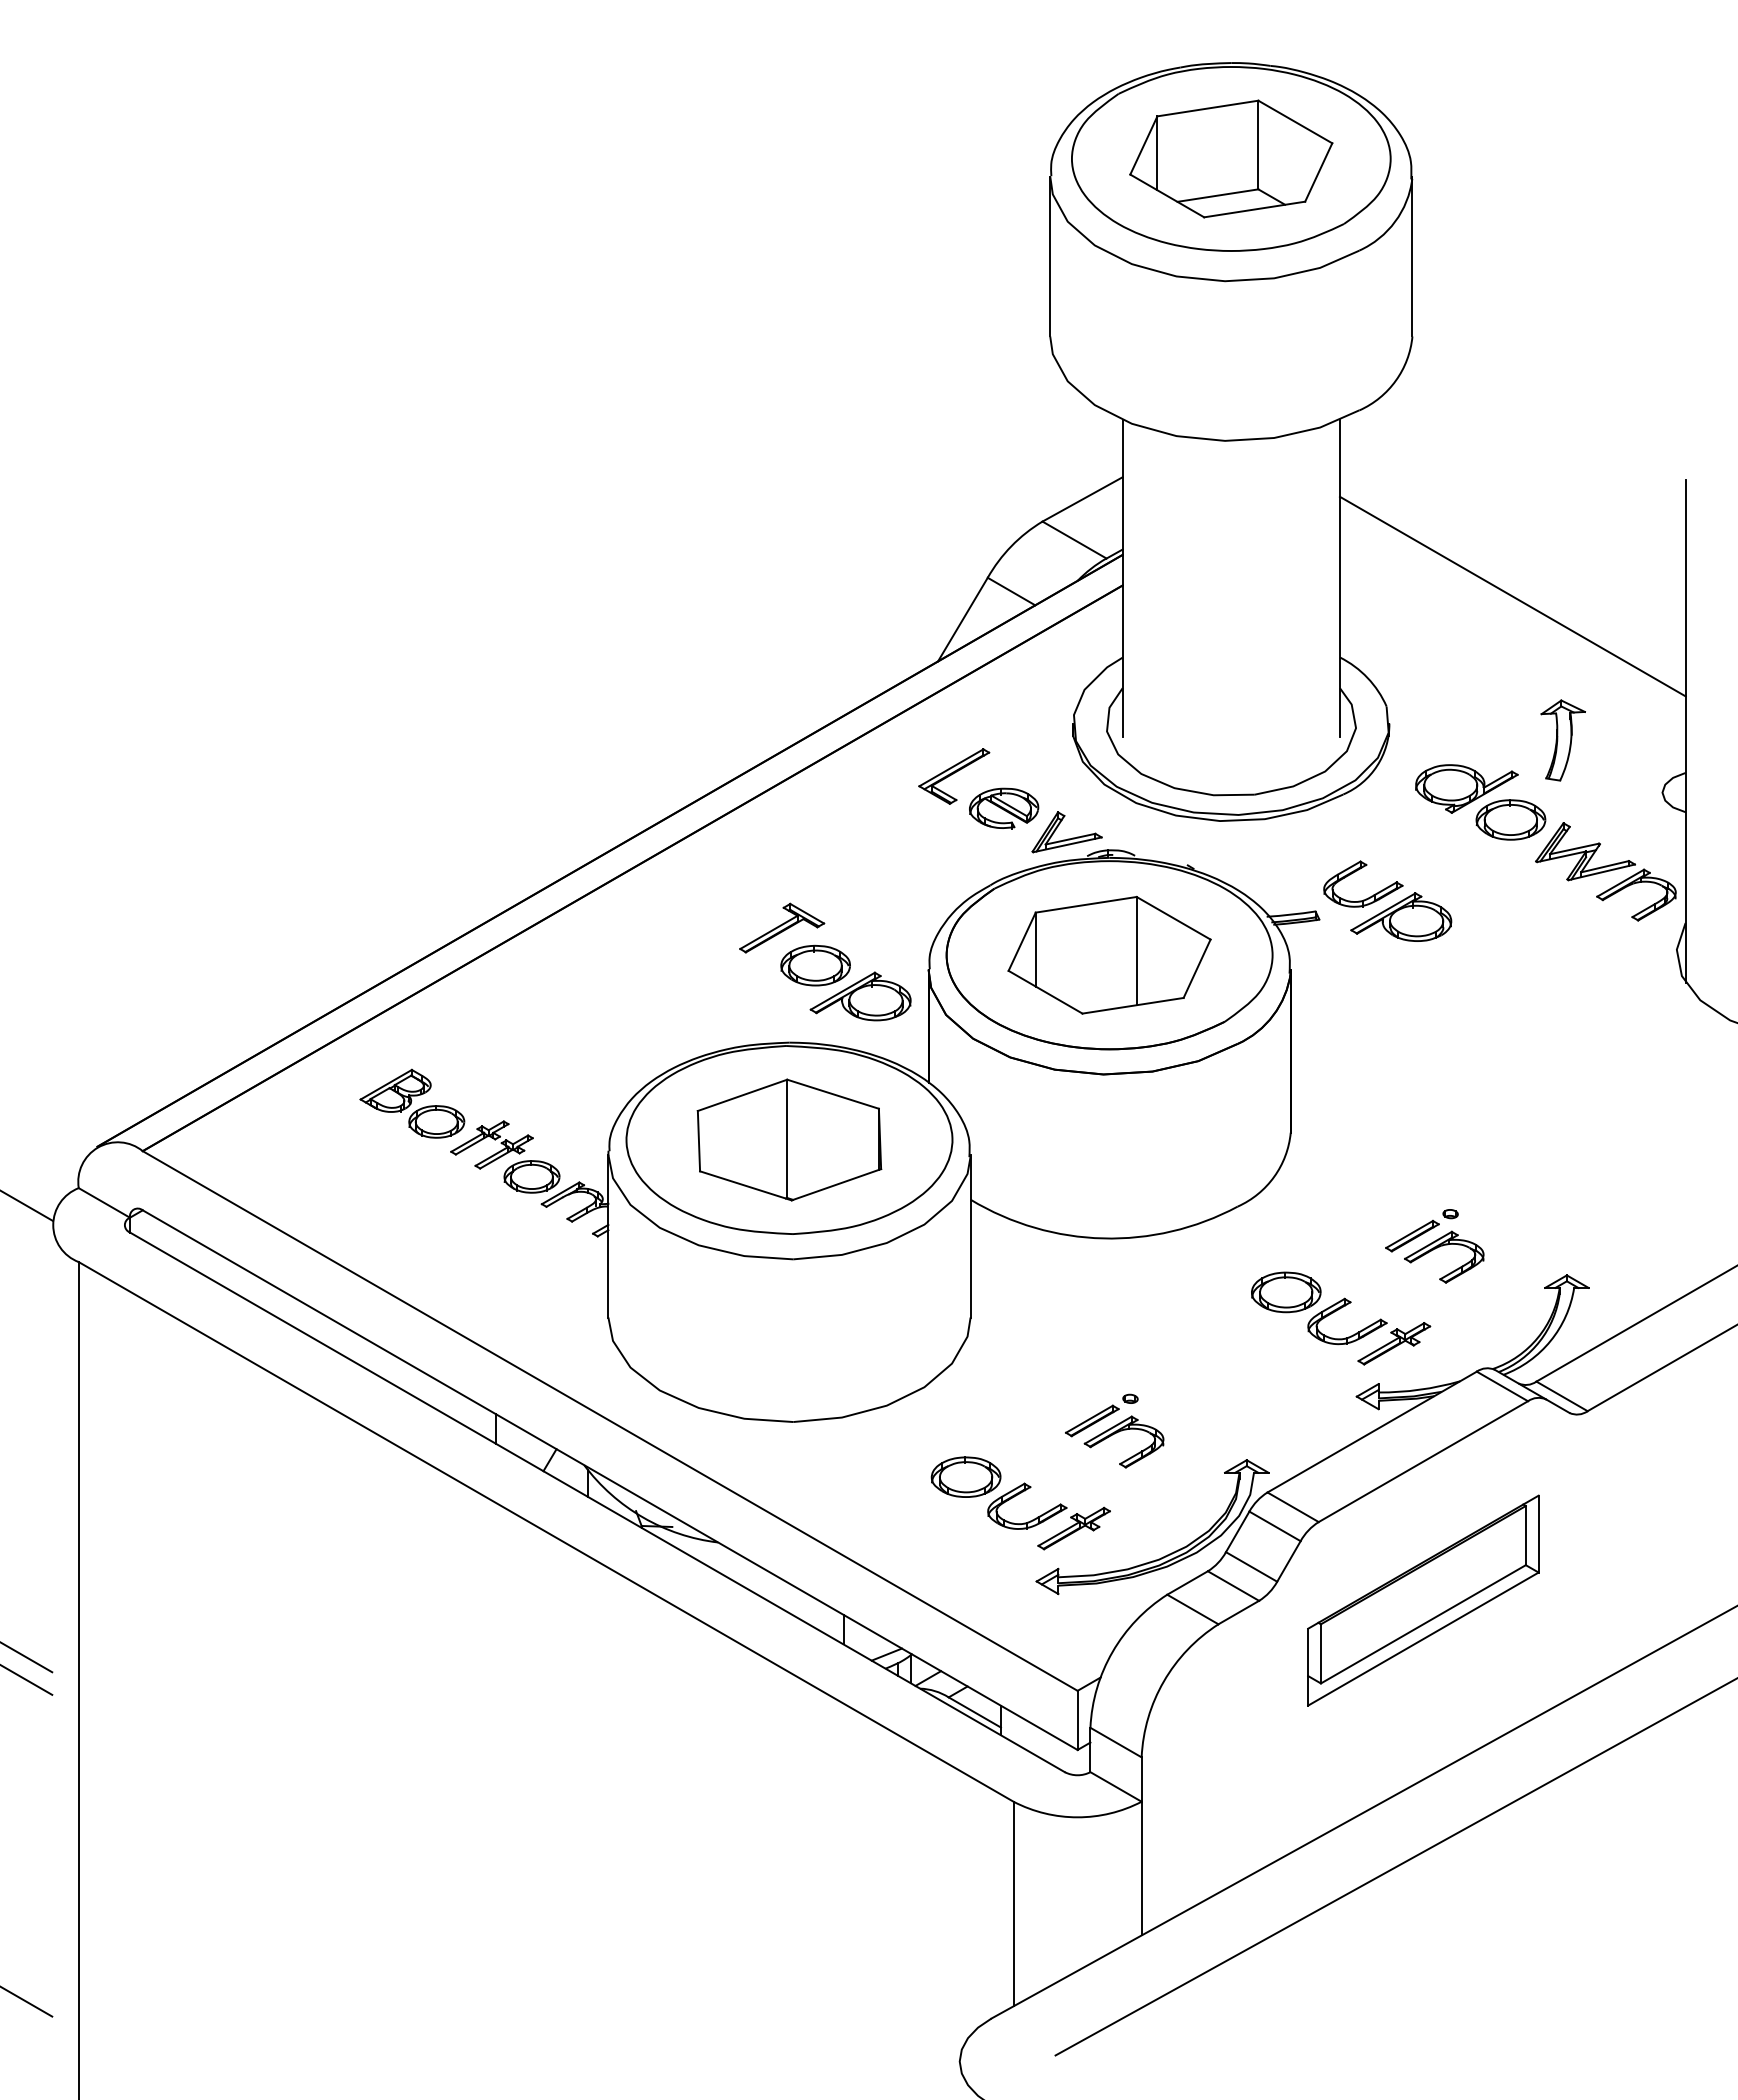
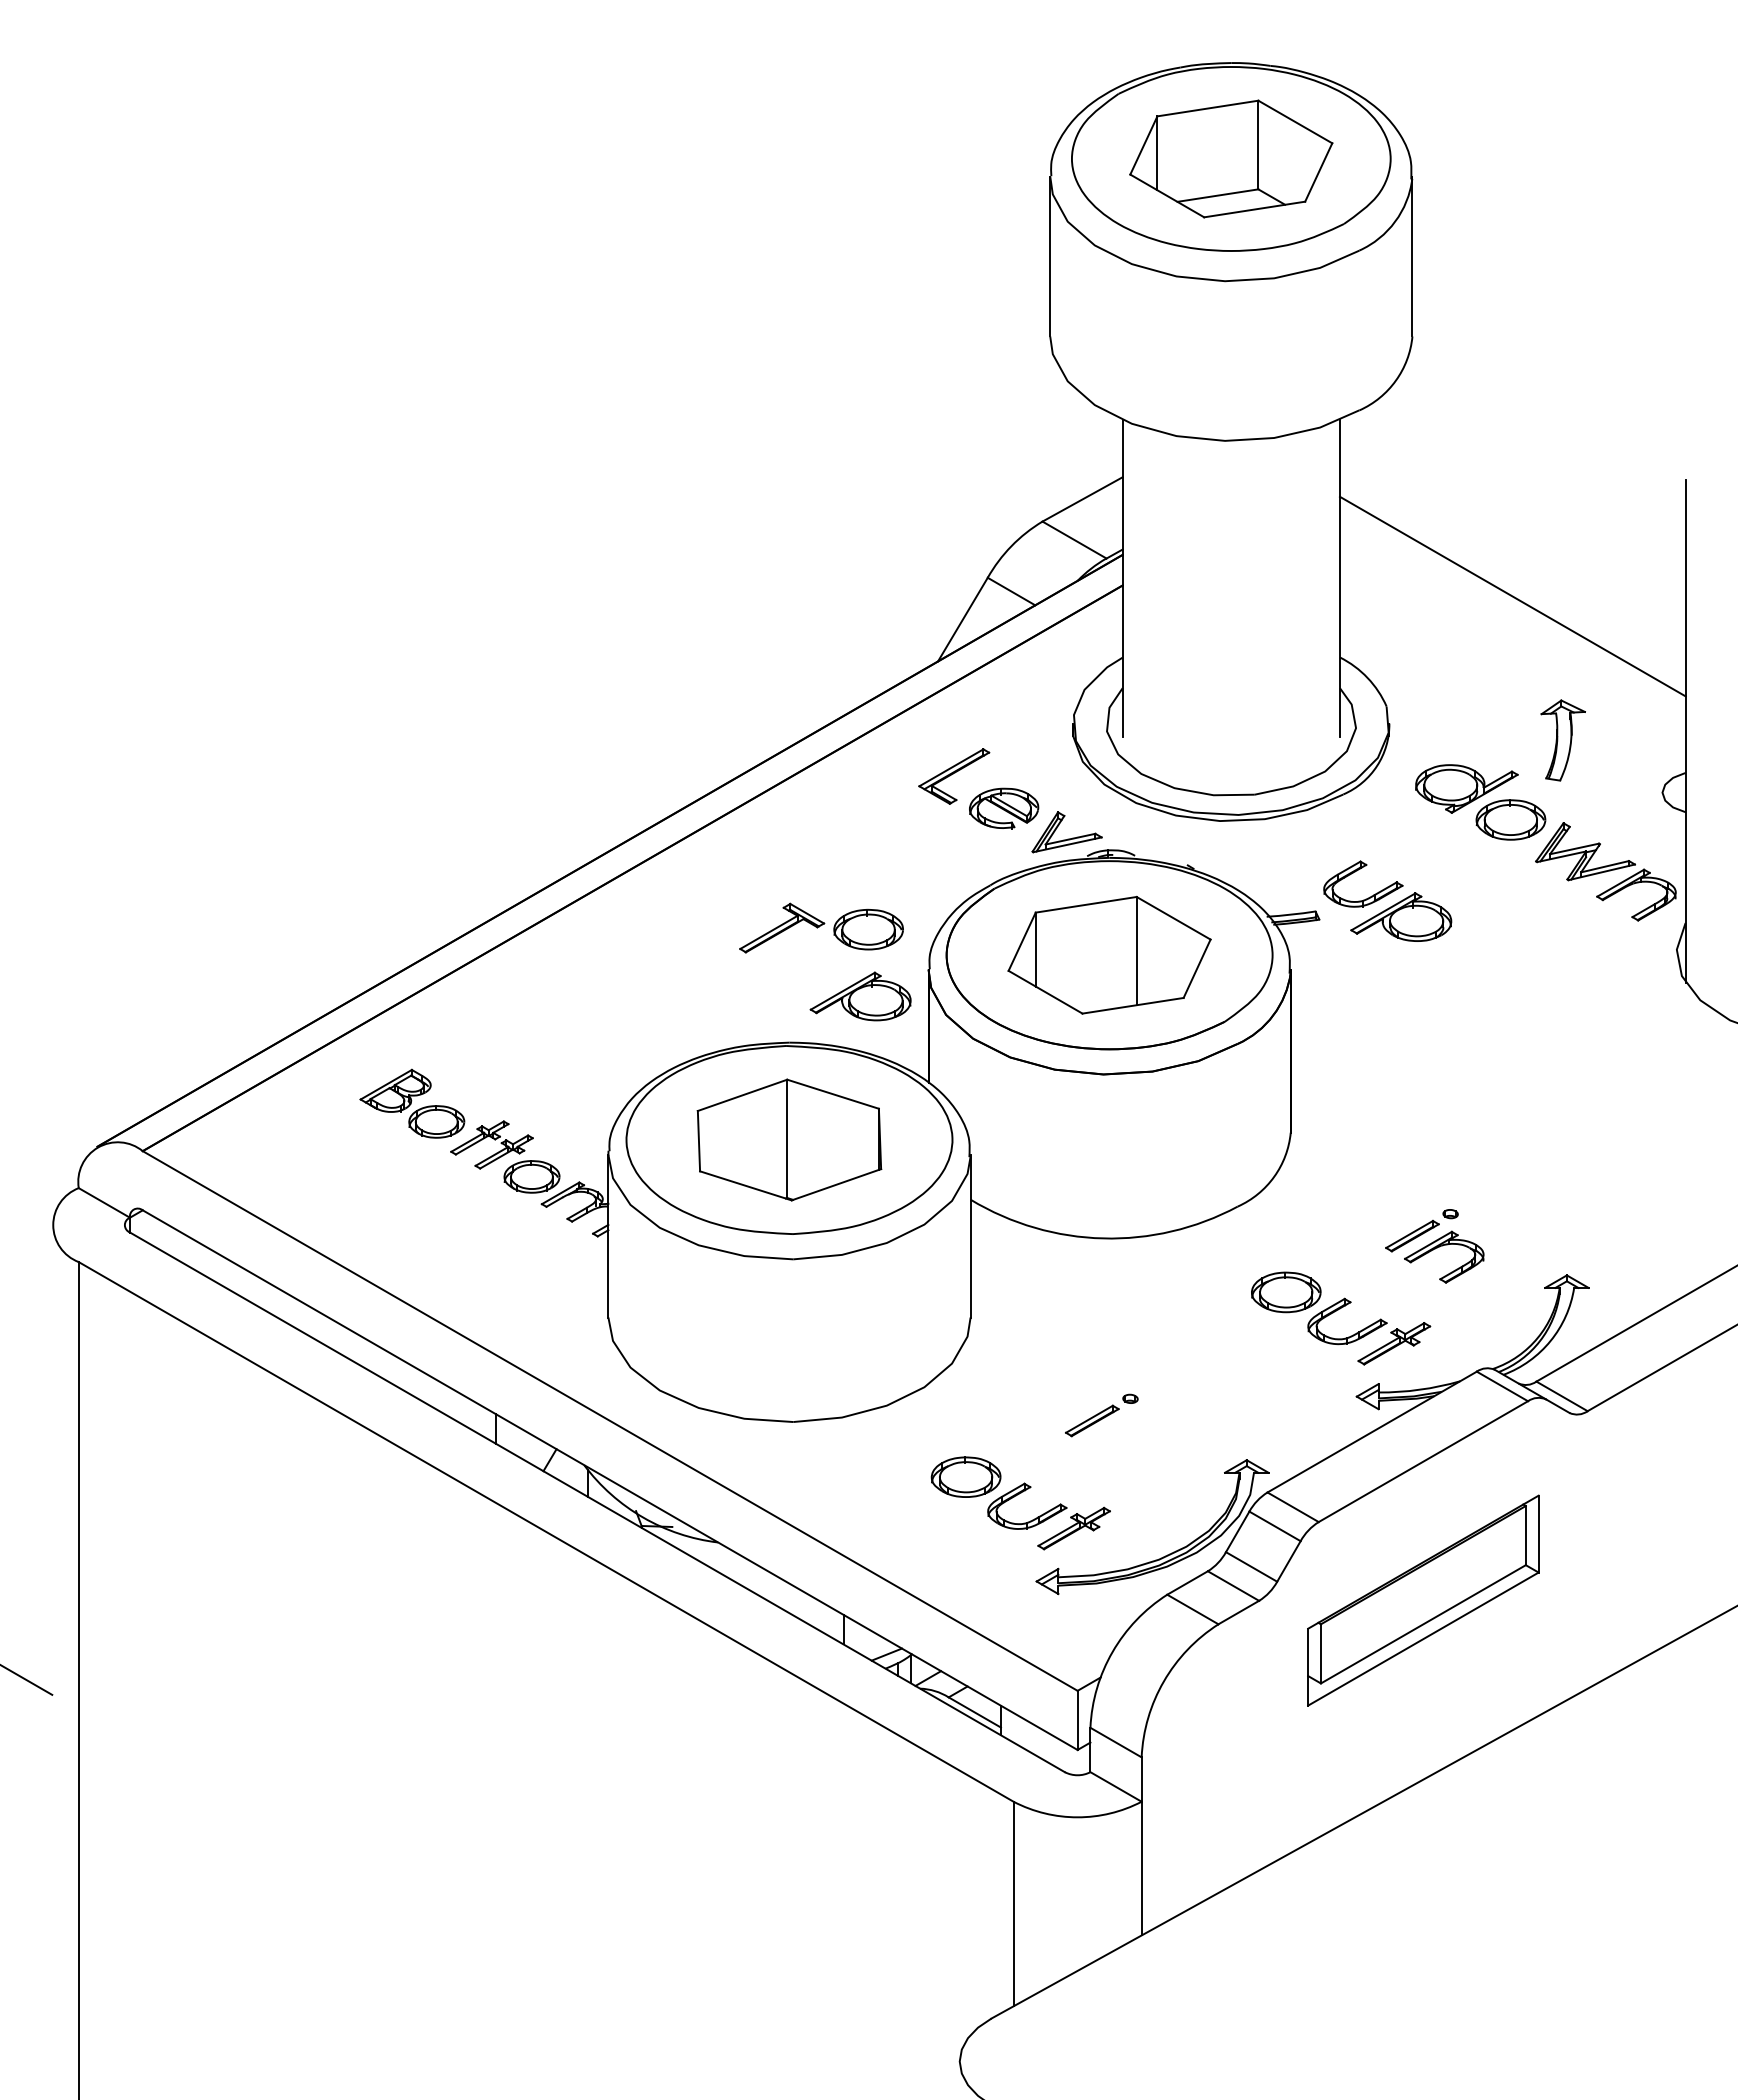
part position: (815, 965) -> (868, 929) (868, 929)
line: present -> none (27, 1205)
part: present -> none (1119, 1432)
line: present -> none (27, 1657)
line: present -> none (1394, 1867)
line: present -> none (27, 2001)
